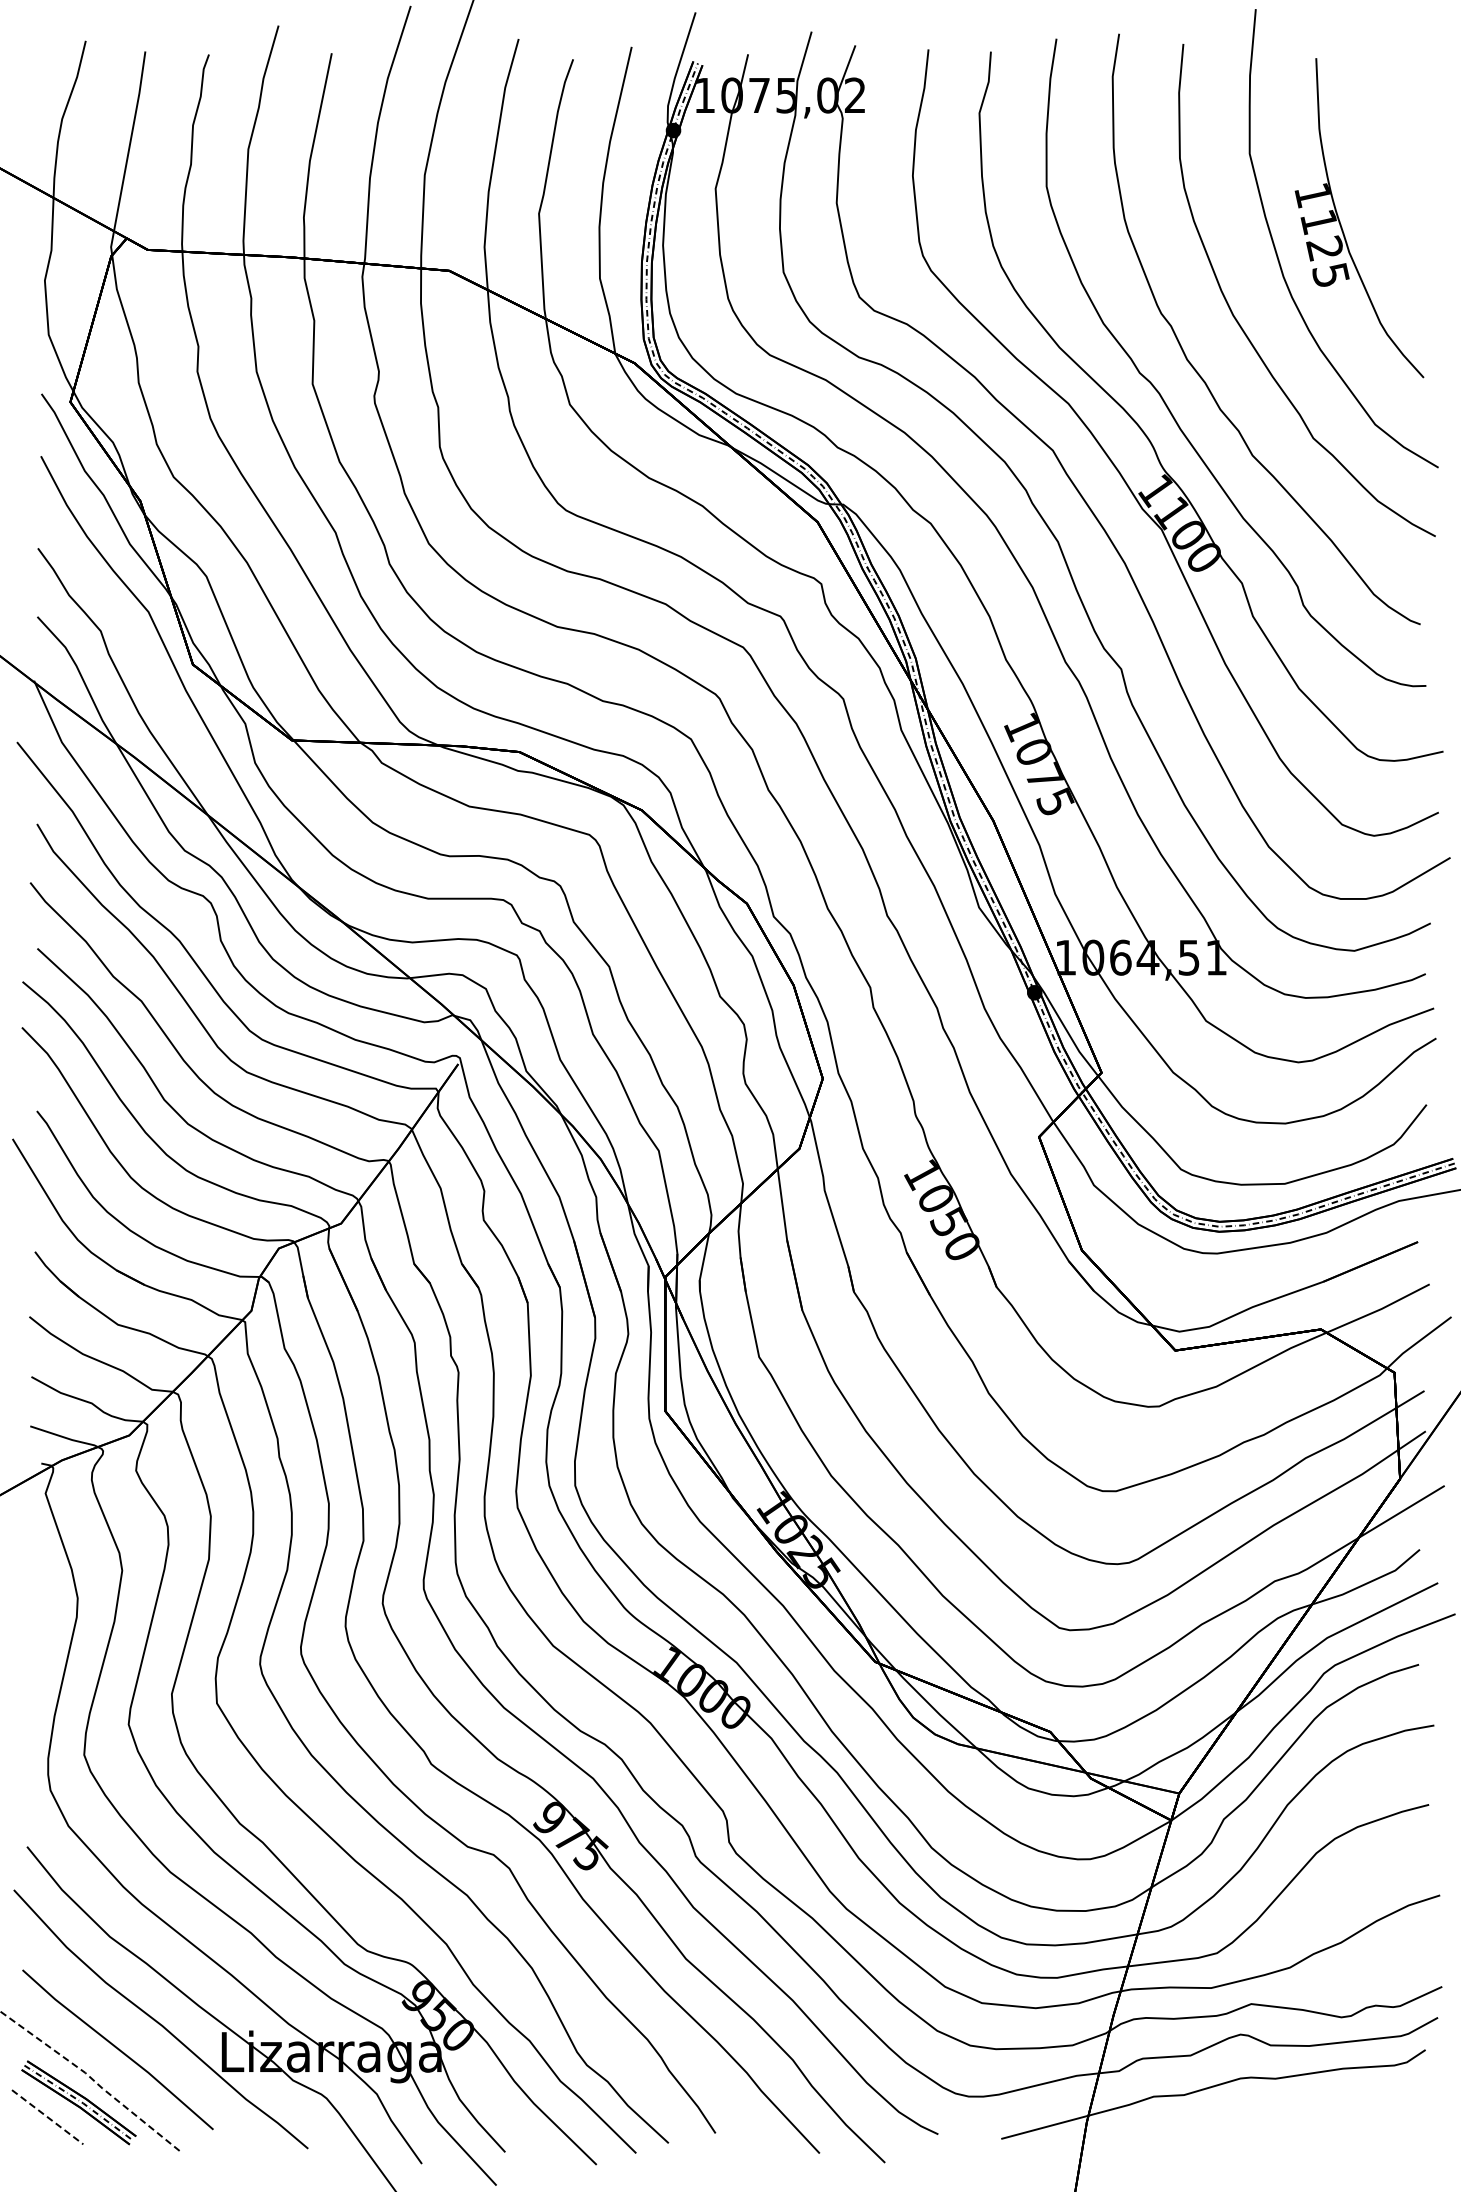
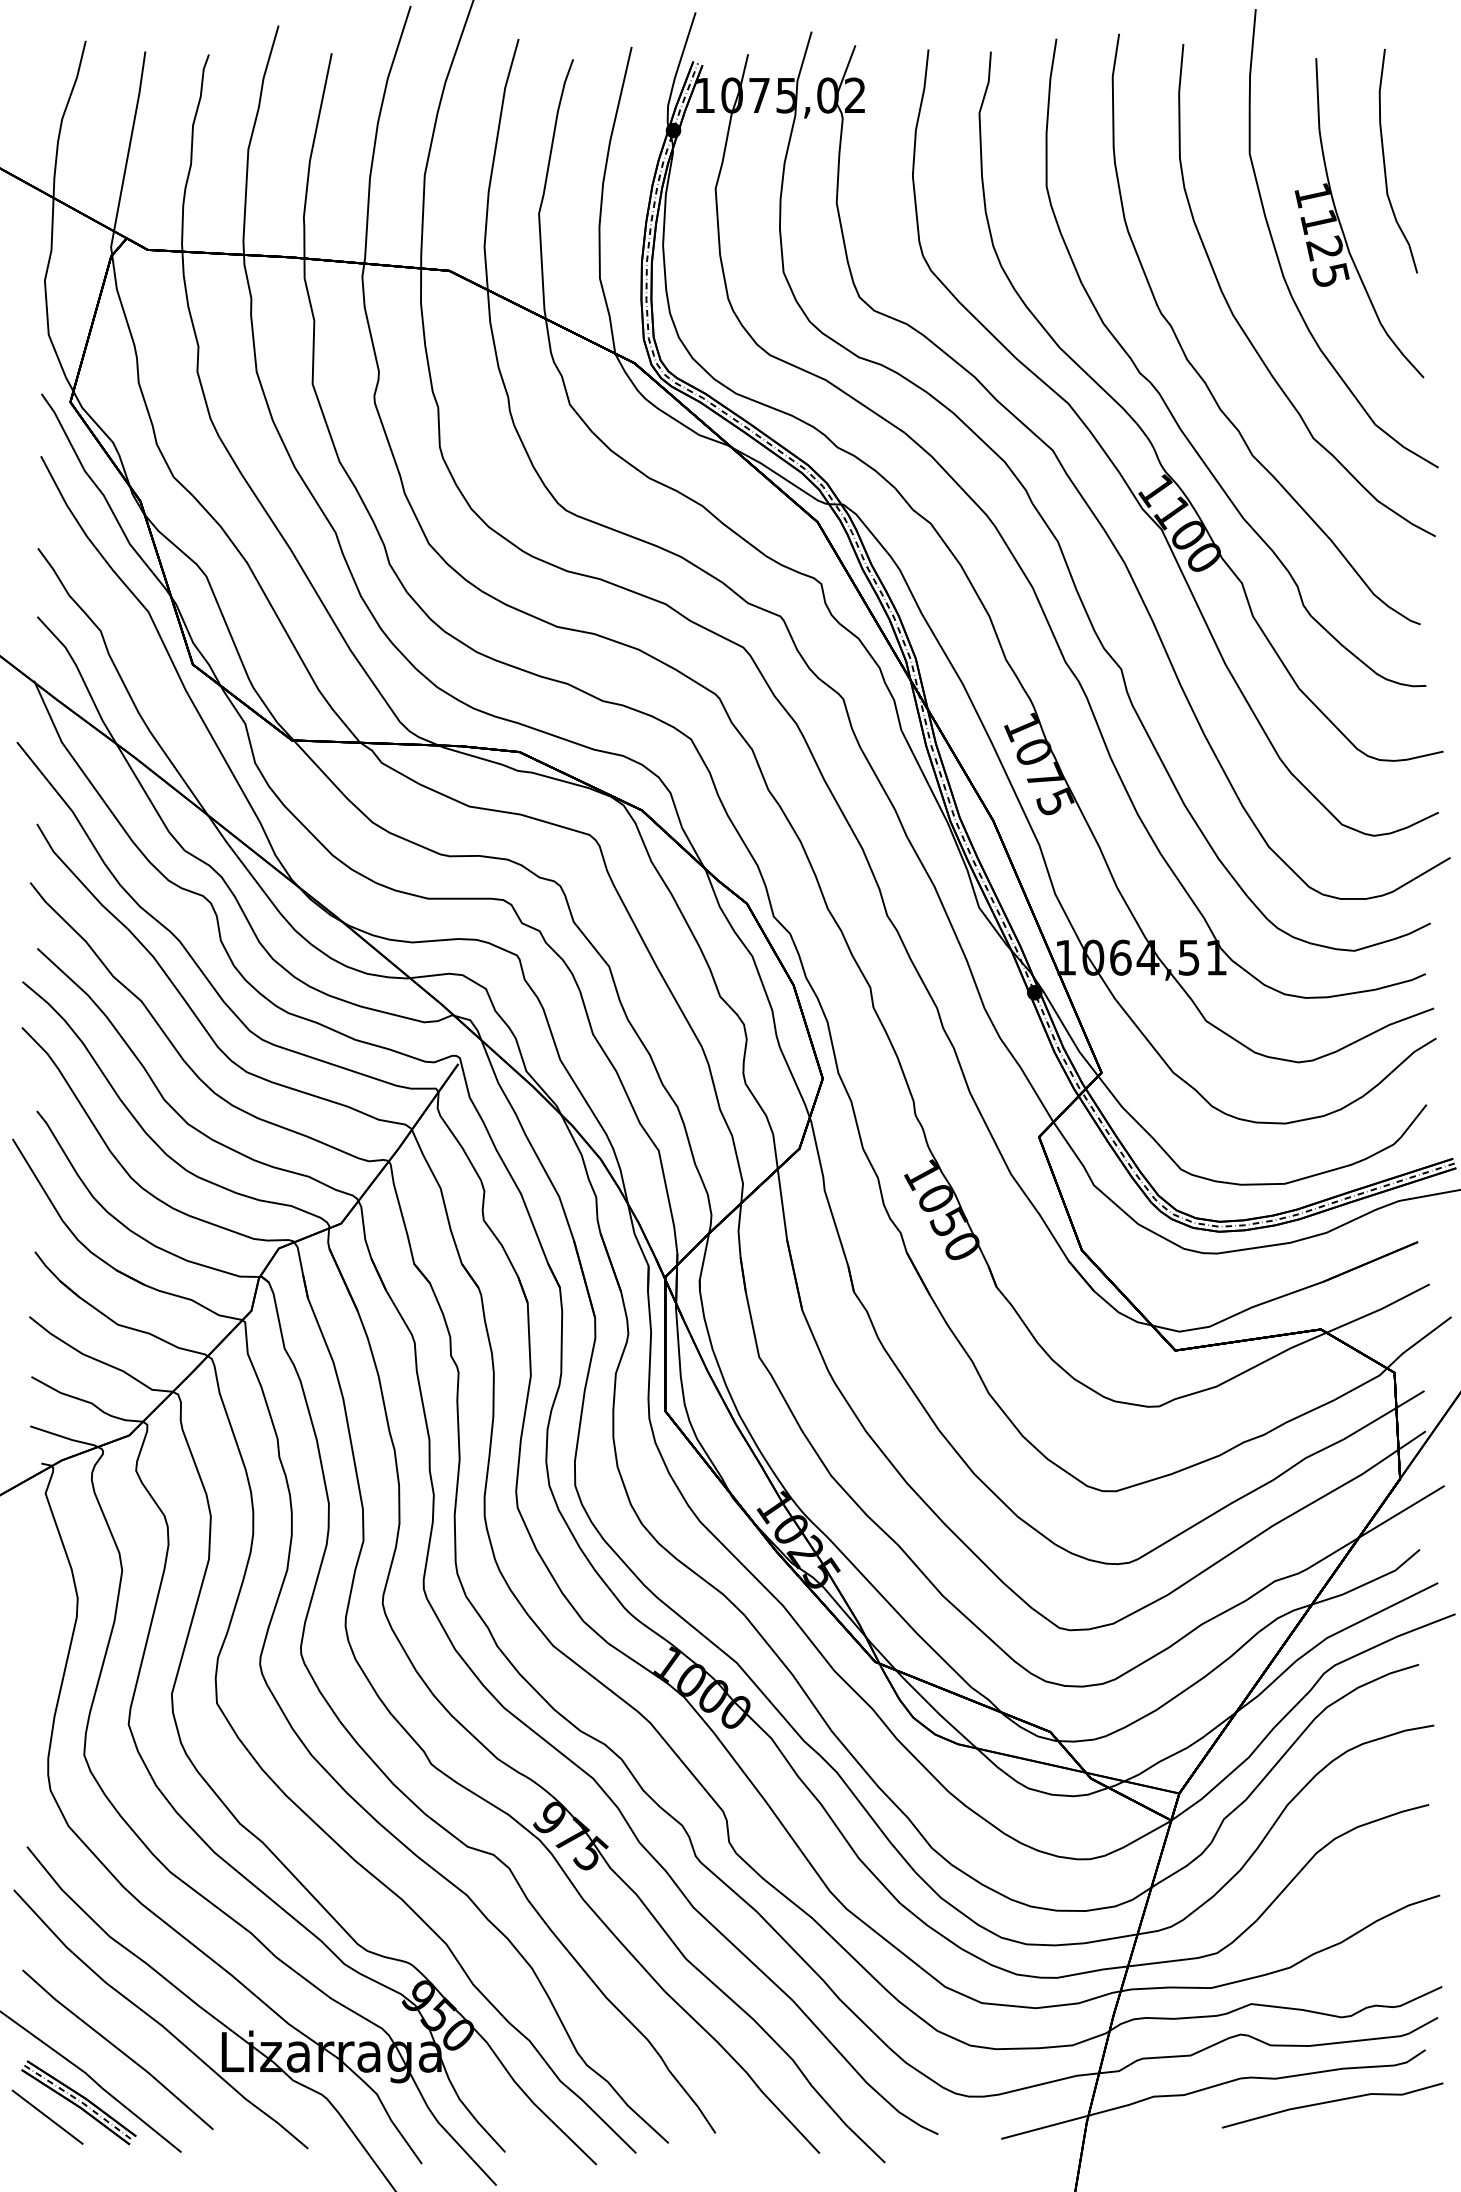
curve: none -> present (1385, 162)
line: dashed -> solid (92, 2079)
line: none -> present (1332, 2102)
line: dashed -> solid (47, 2117)
